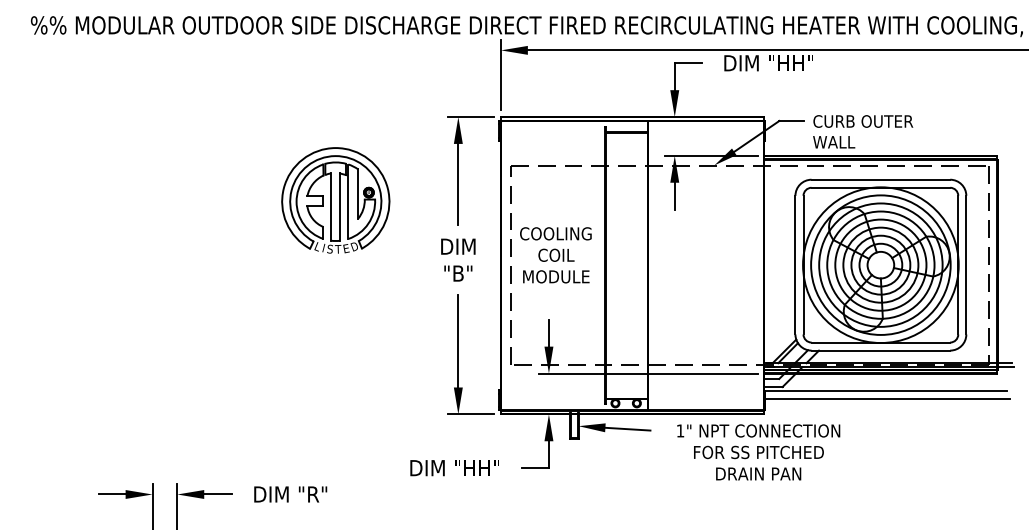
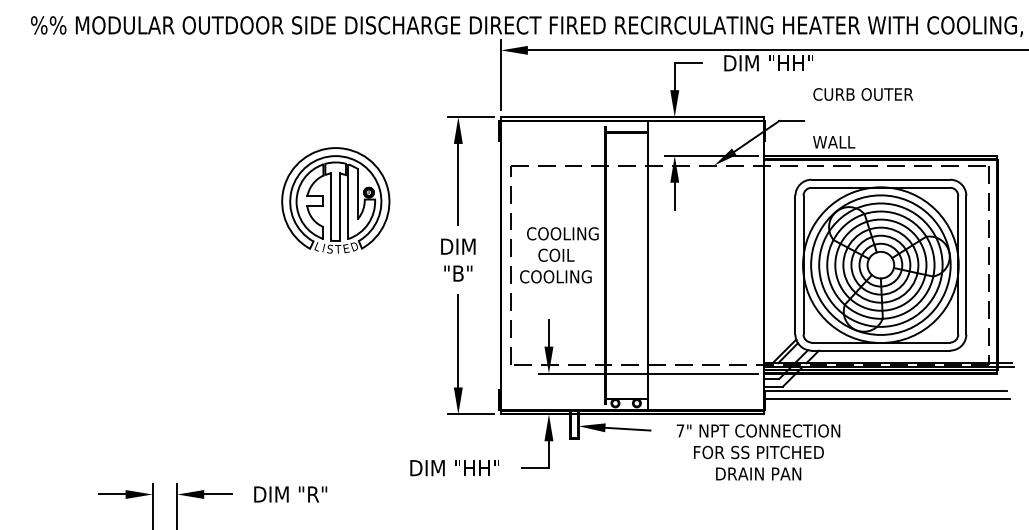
text position: (863, 121) -> (863, 94) (863, 94)
text position: (555, 233) -> (562, 233) (562, 233)
text: MODULE -> COOLING (555, 276)
text: 1" -> 7" (680, 430)
